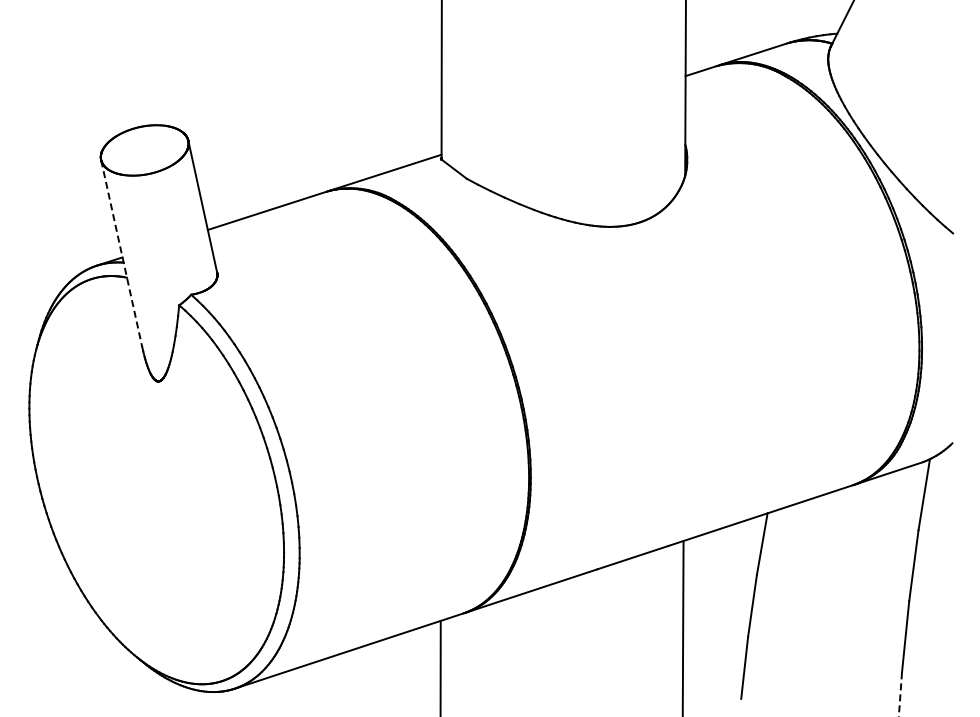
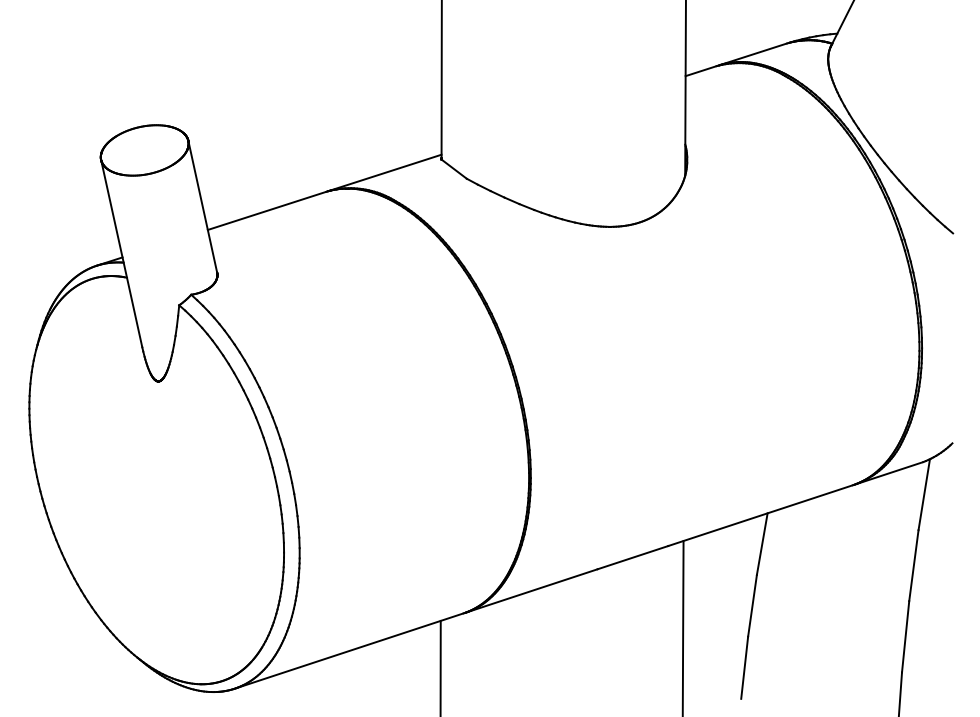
line: dashed -> solid (121, 253)
line: dashed -> solid (900, 694)
